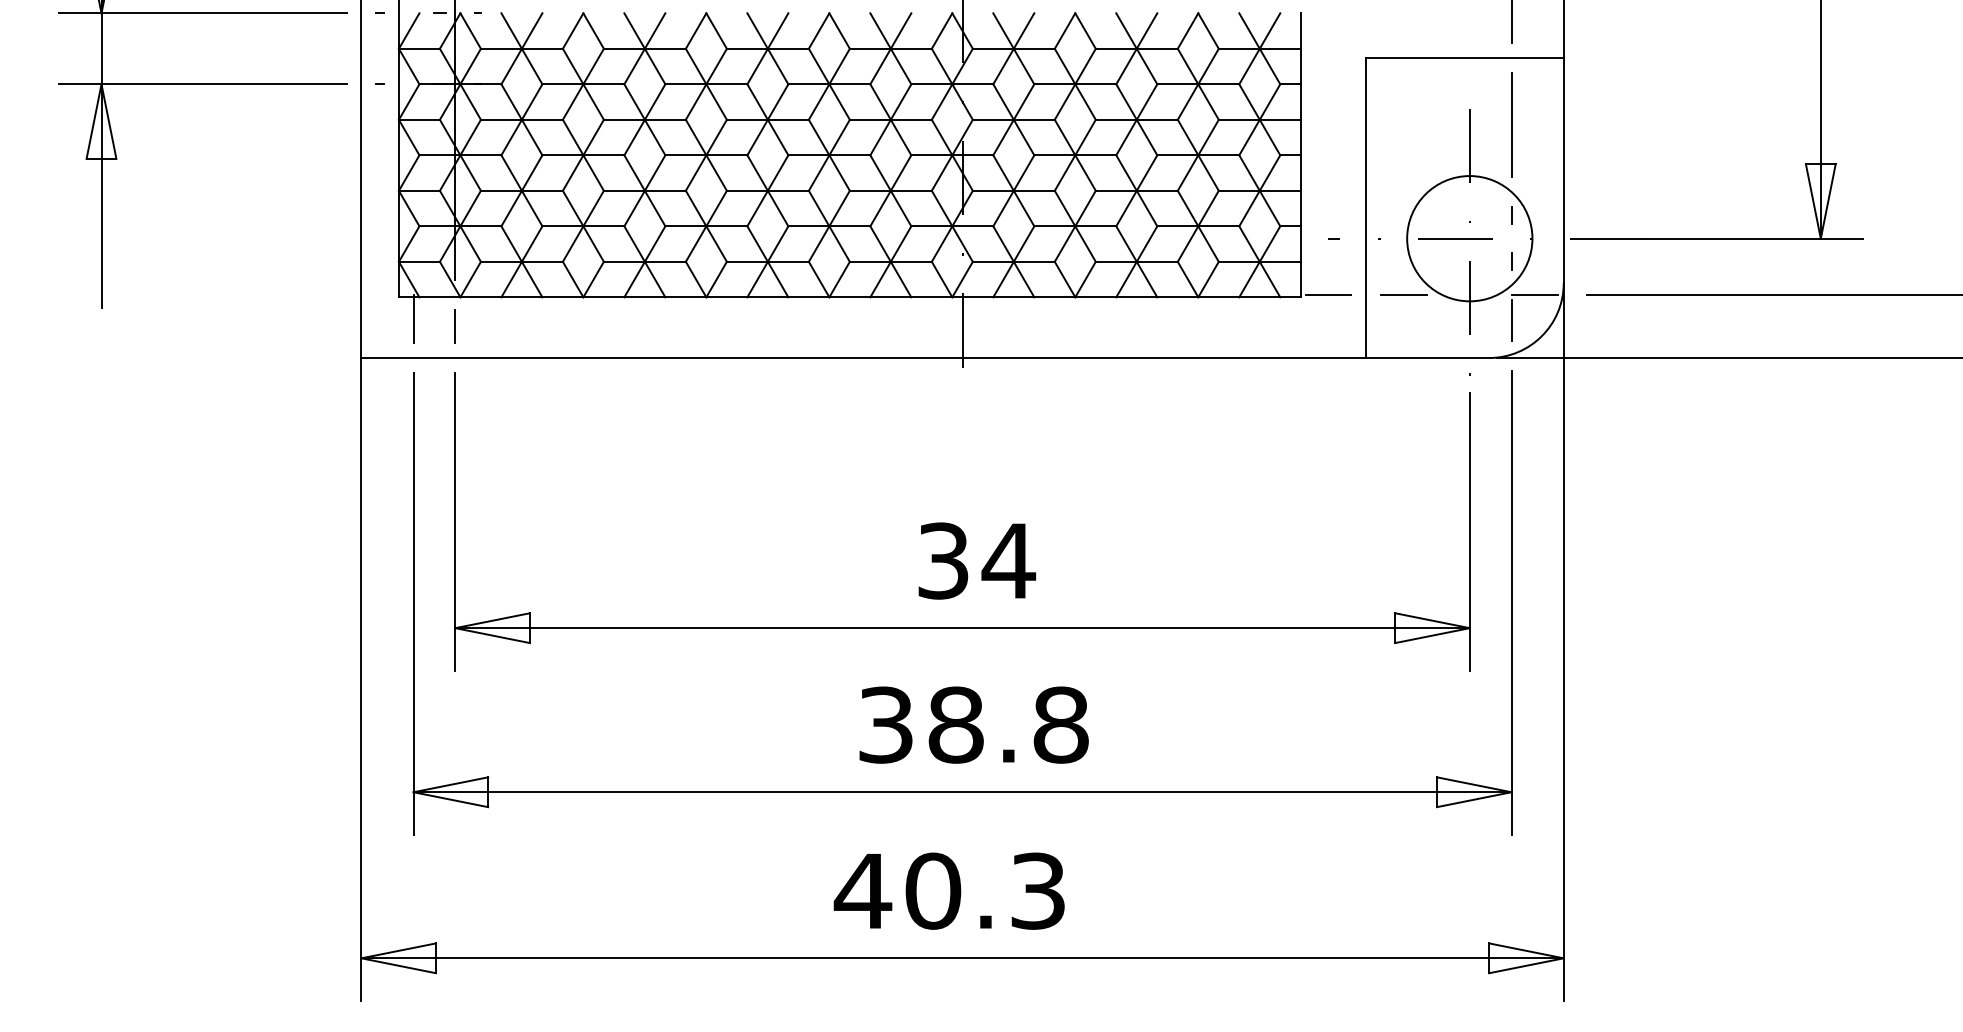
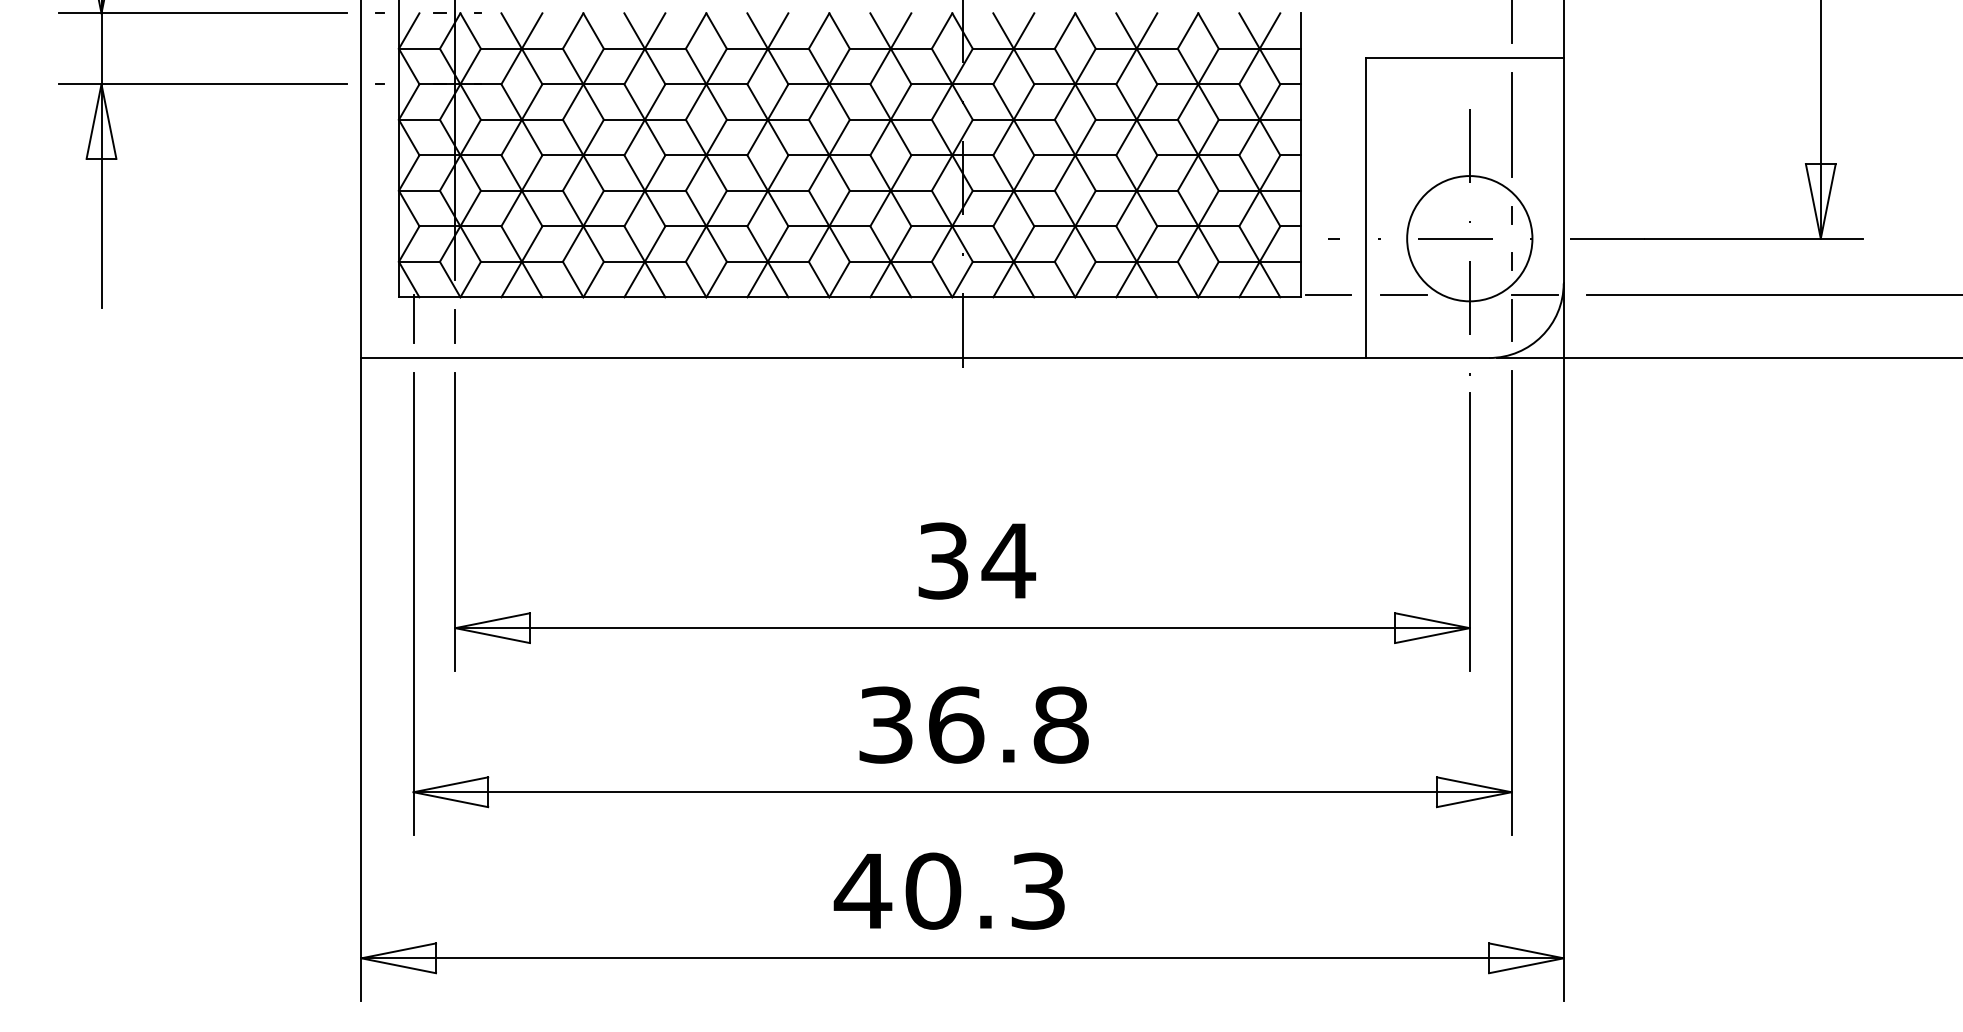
text: 38.8 -> 36.8 (956, 724)
